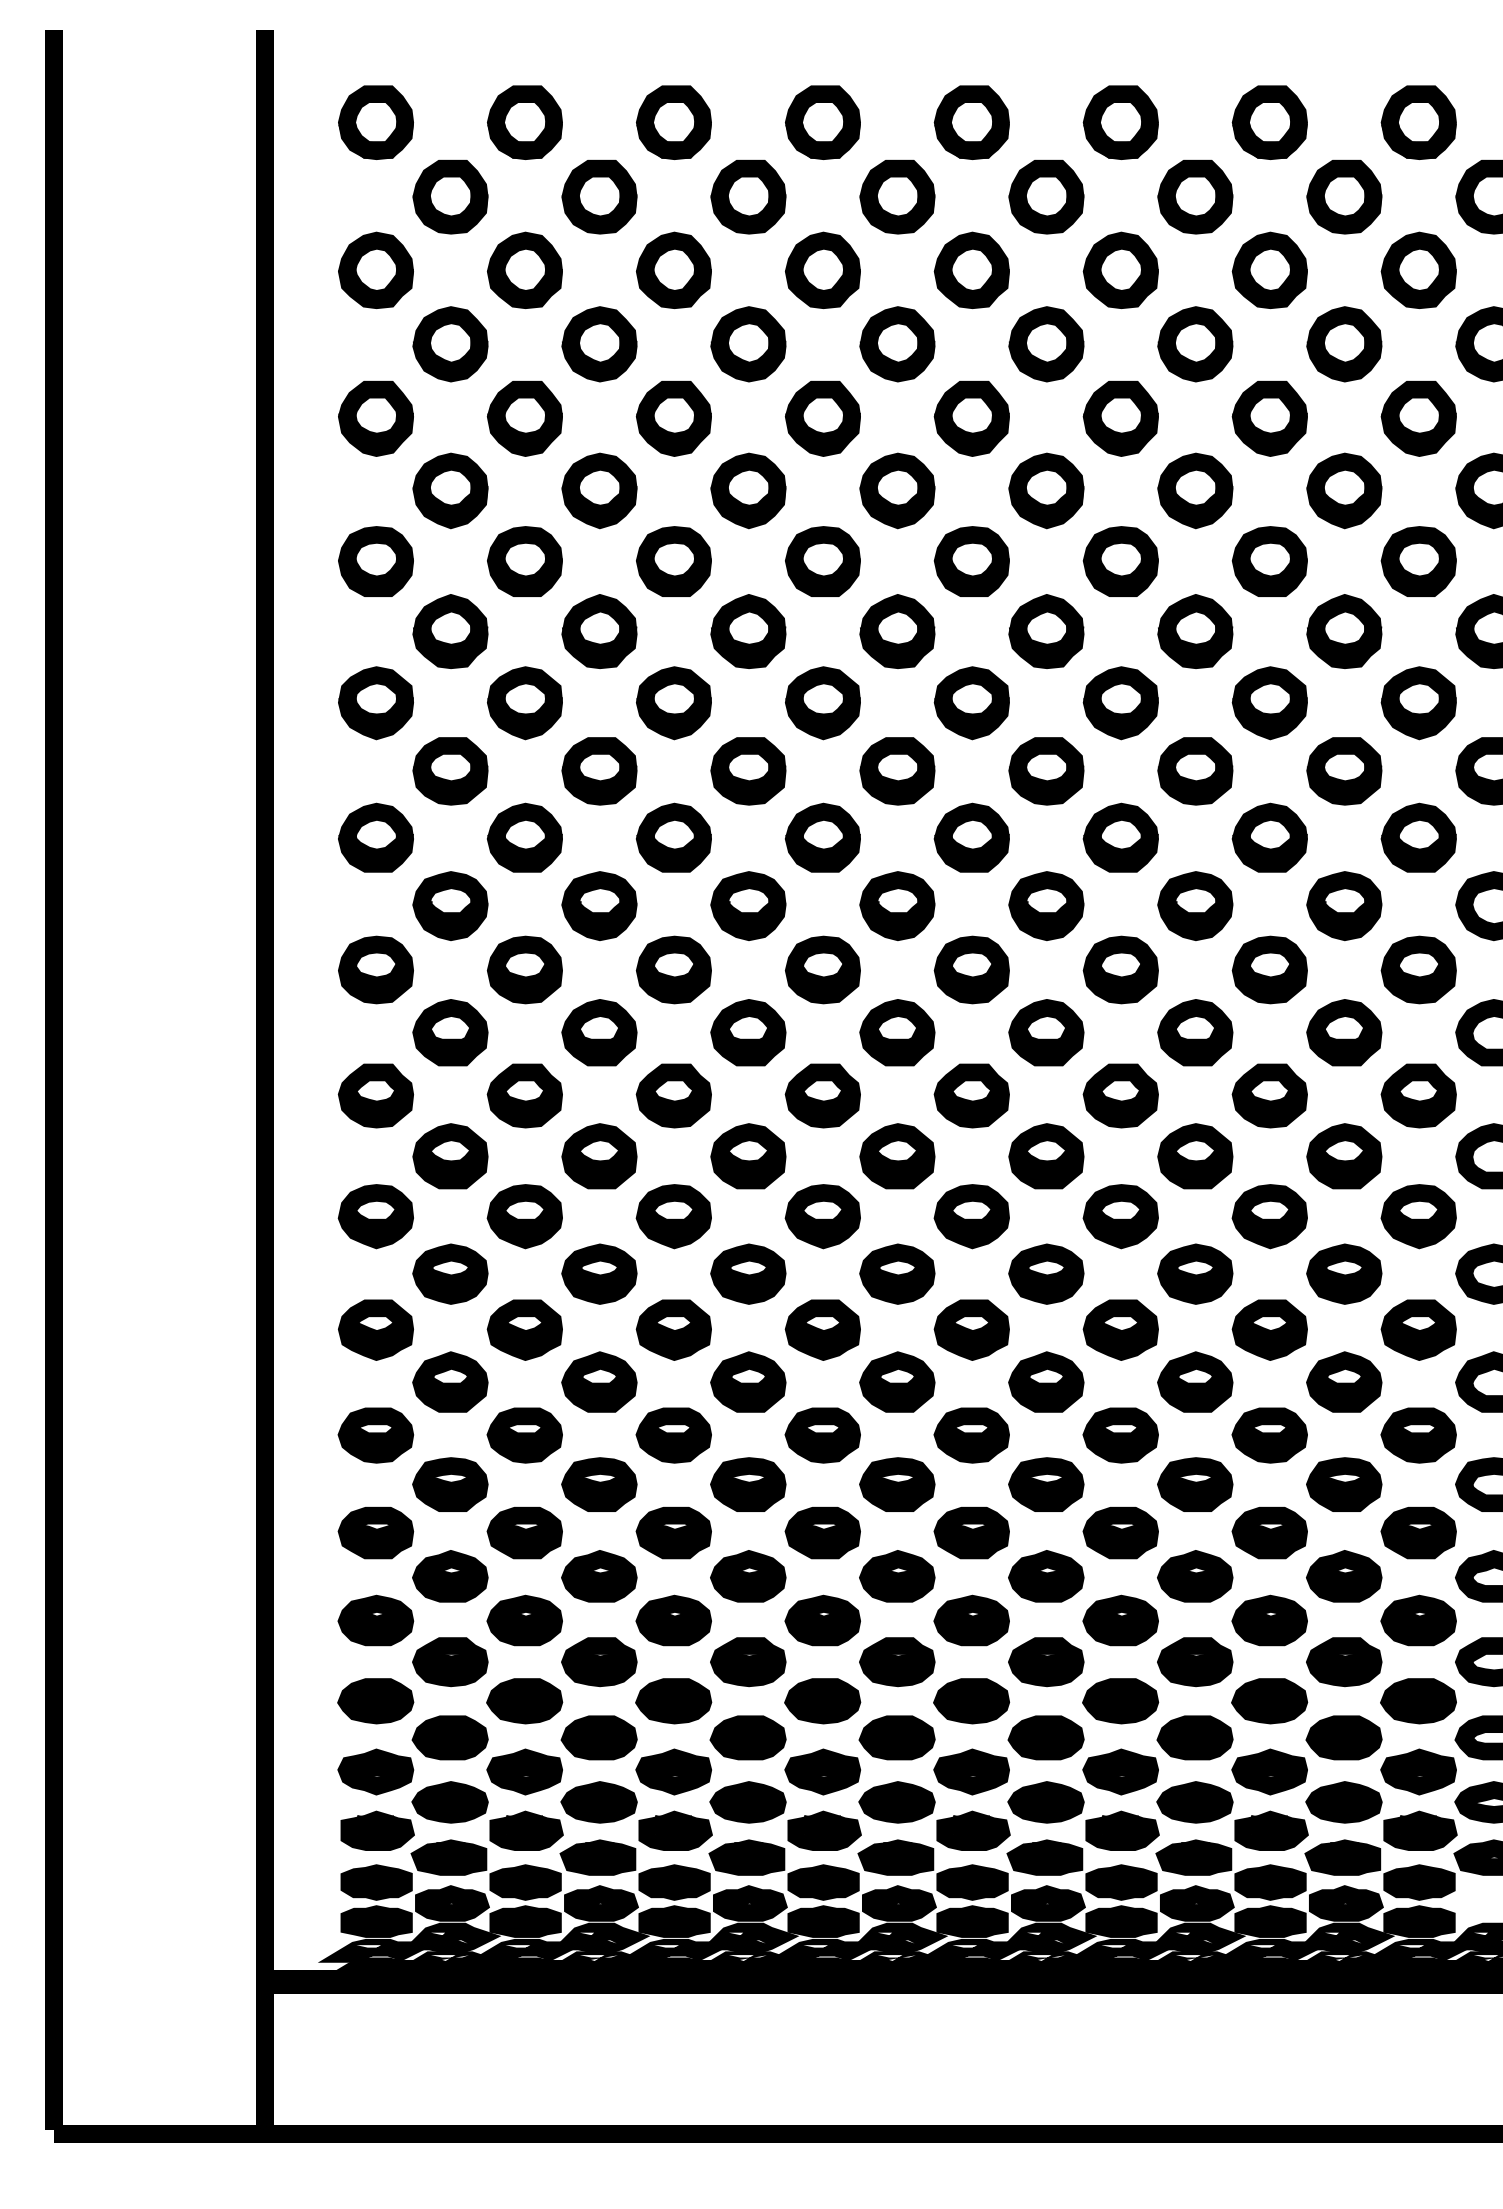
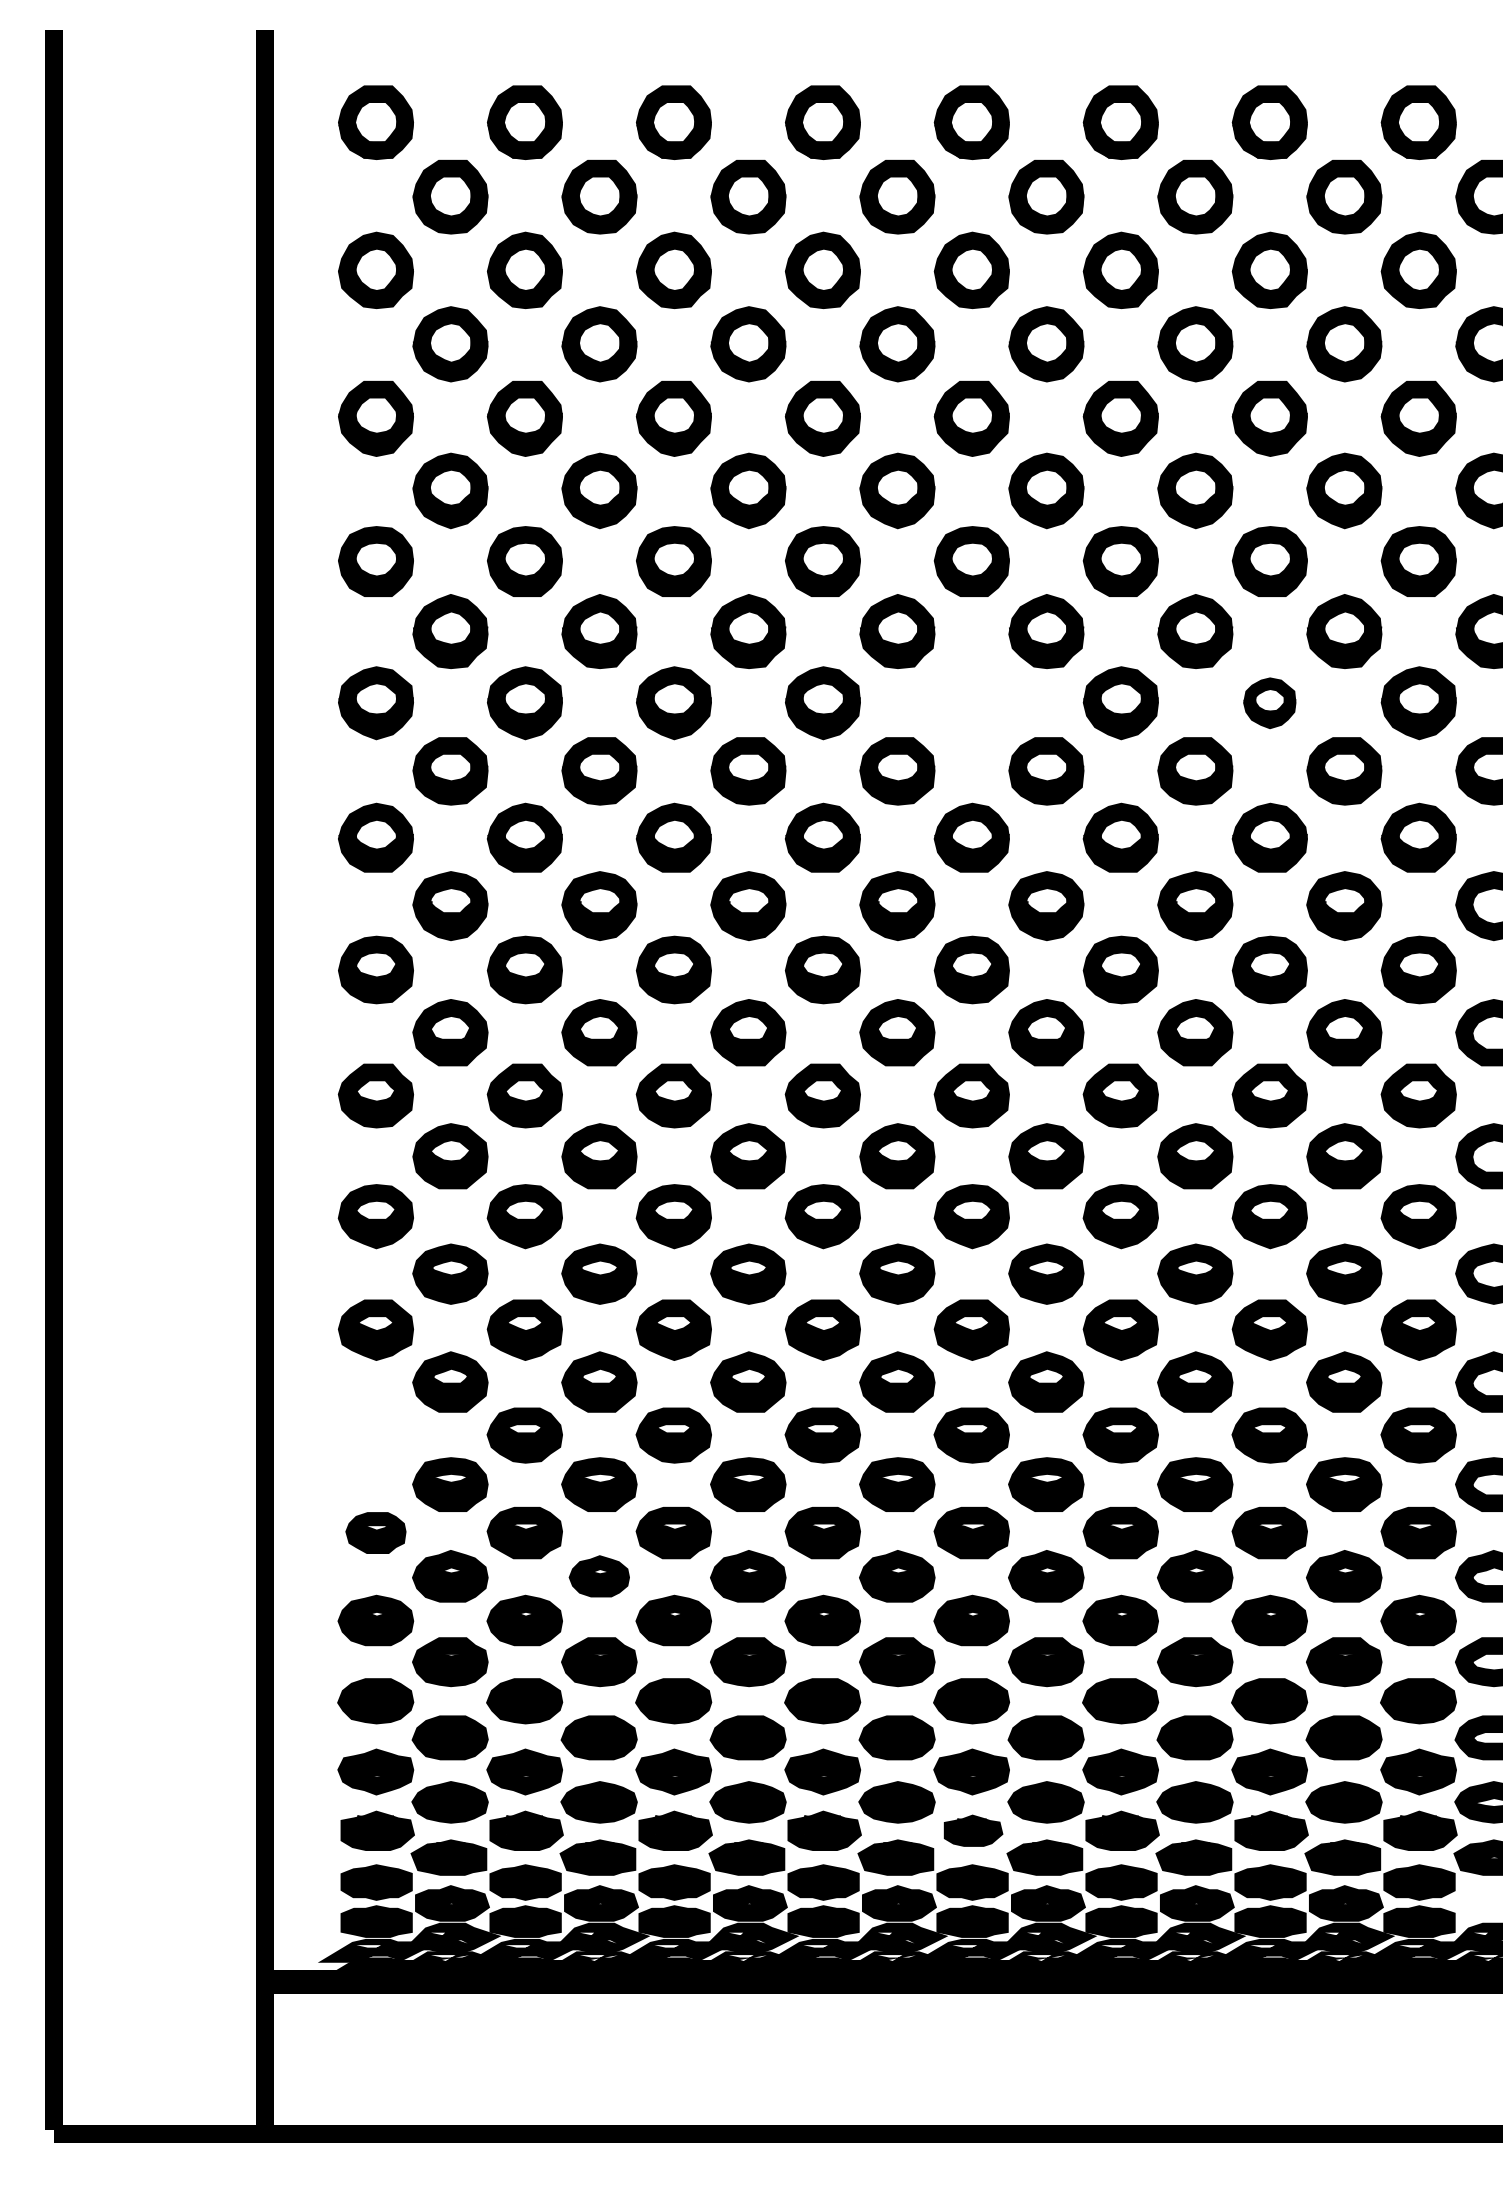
part: present -> none (971, 703)
part size: 77x75 px -> 54x53 px (1269, 703)
part: present -> none (375, 1435)
part size: 78x54 px -> 62x42 px (375, 1532)
part size: 77x53 px -> 62x43 px (598, 1576)
part size: 75x41 px -> 61x33 px (973, 1830)
